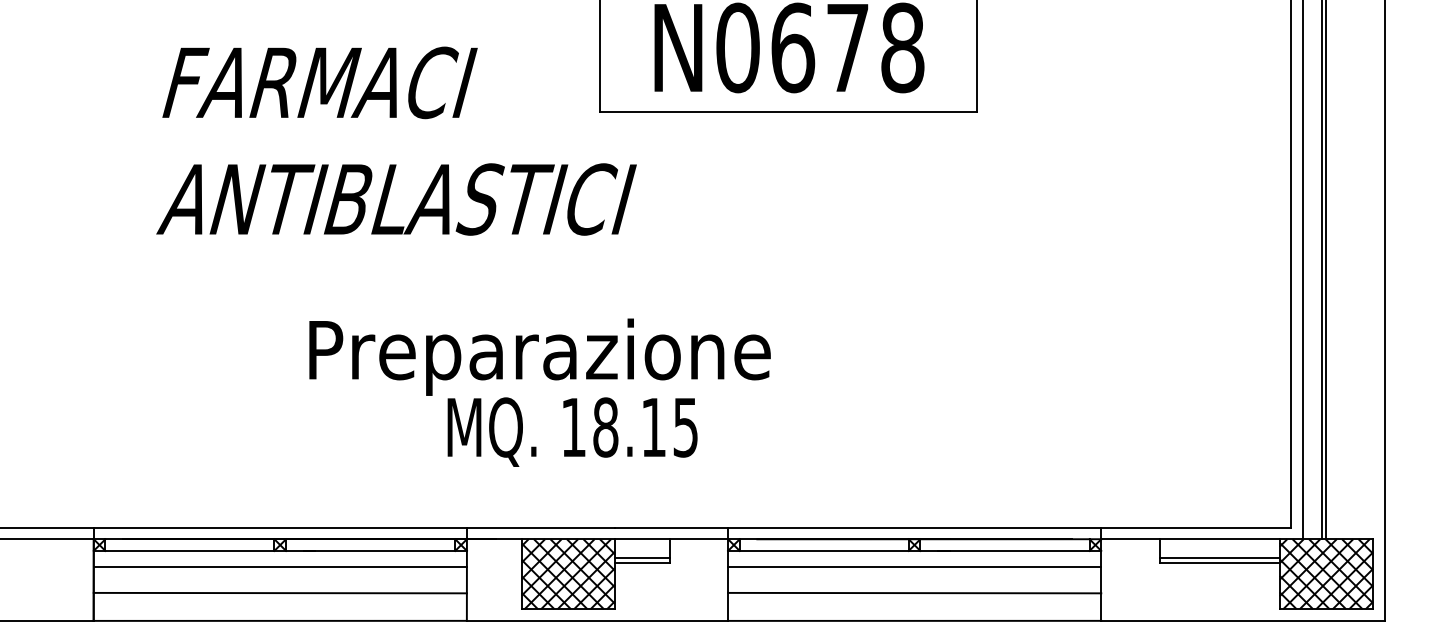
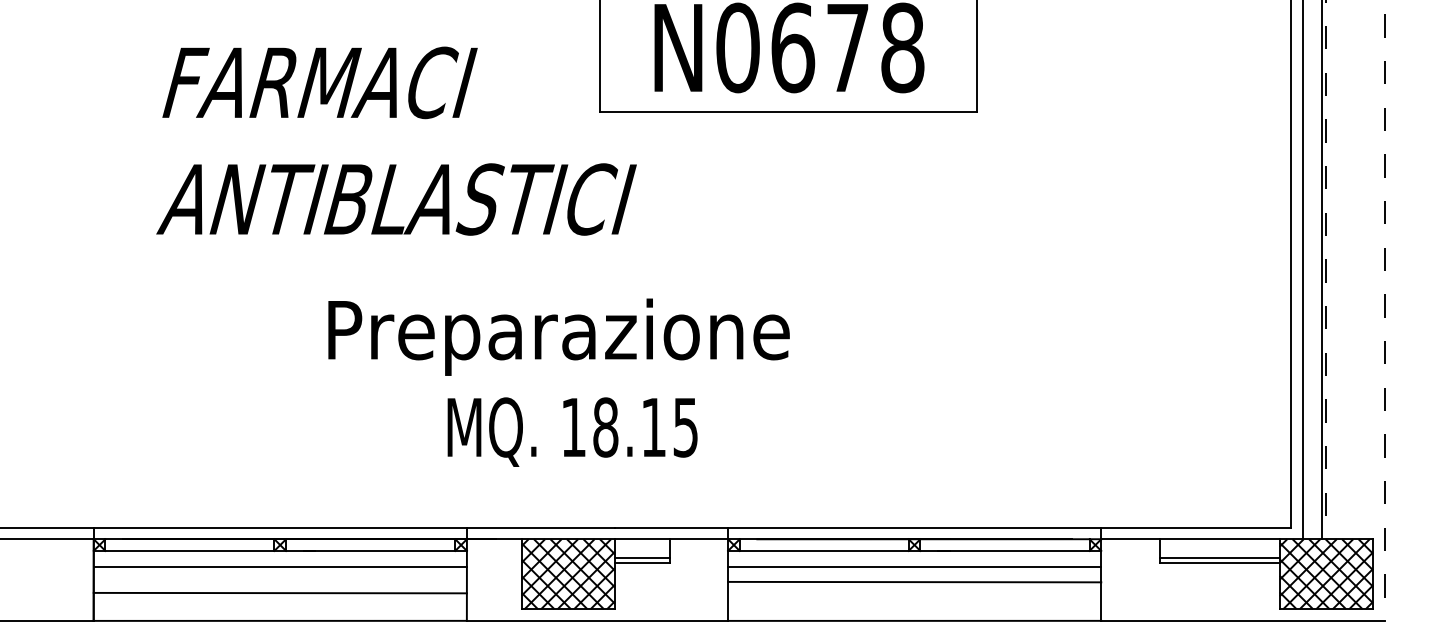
line: solid -> dashed (1326, 269)
line: solid -> dashed (1384, 311)
text position: (539, 356) -> (558, 336) (558, 336)
line position: (914, 592) -> (914, 581) (914, 581)
